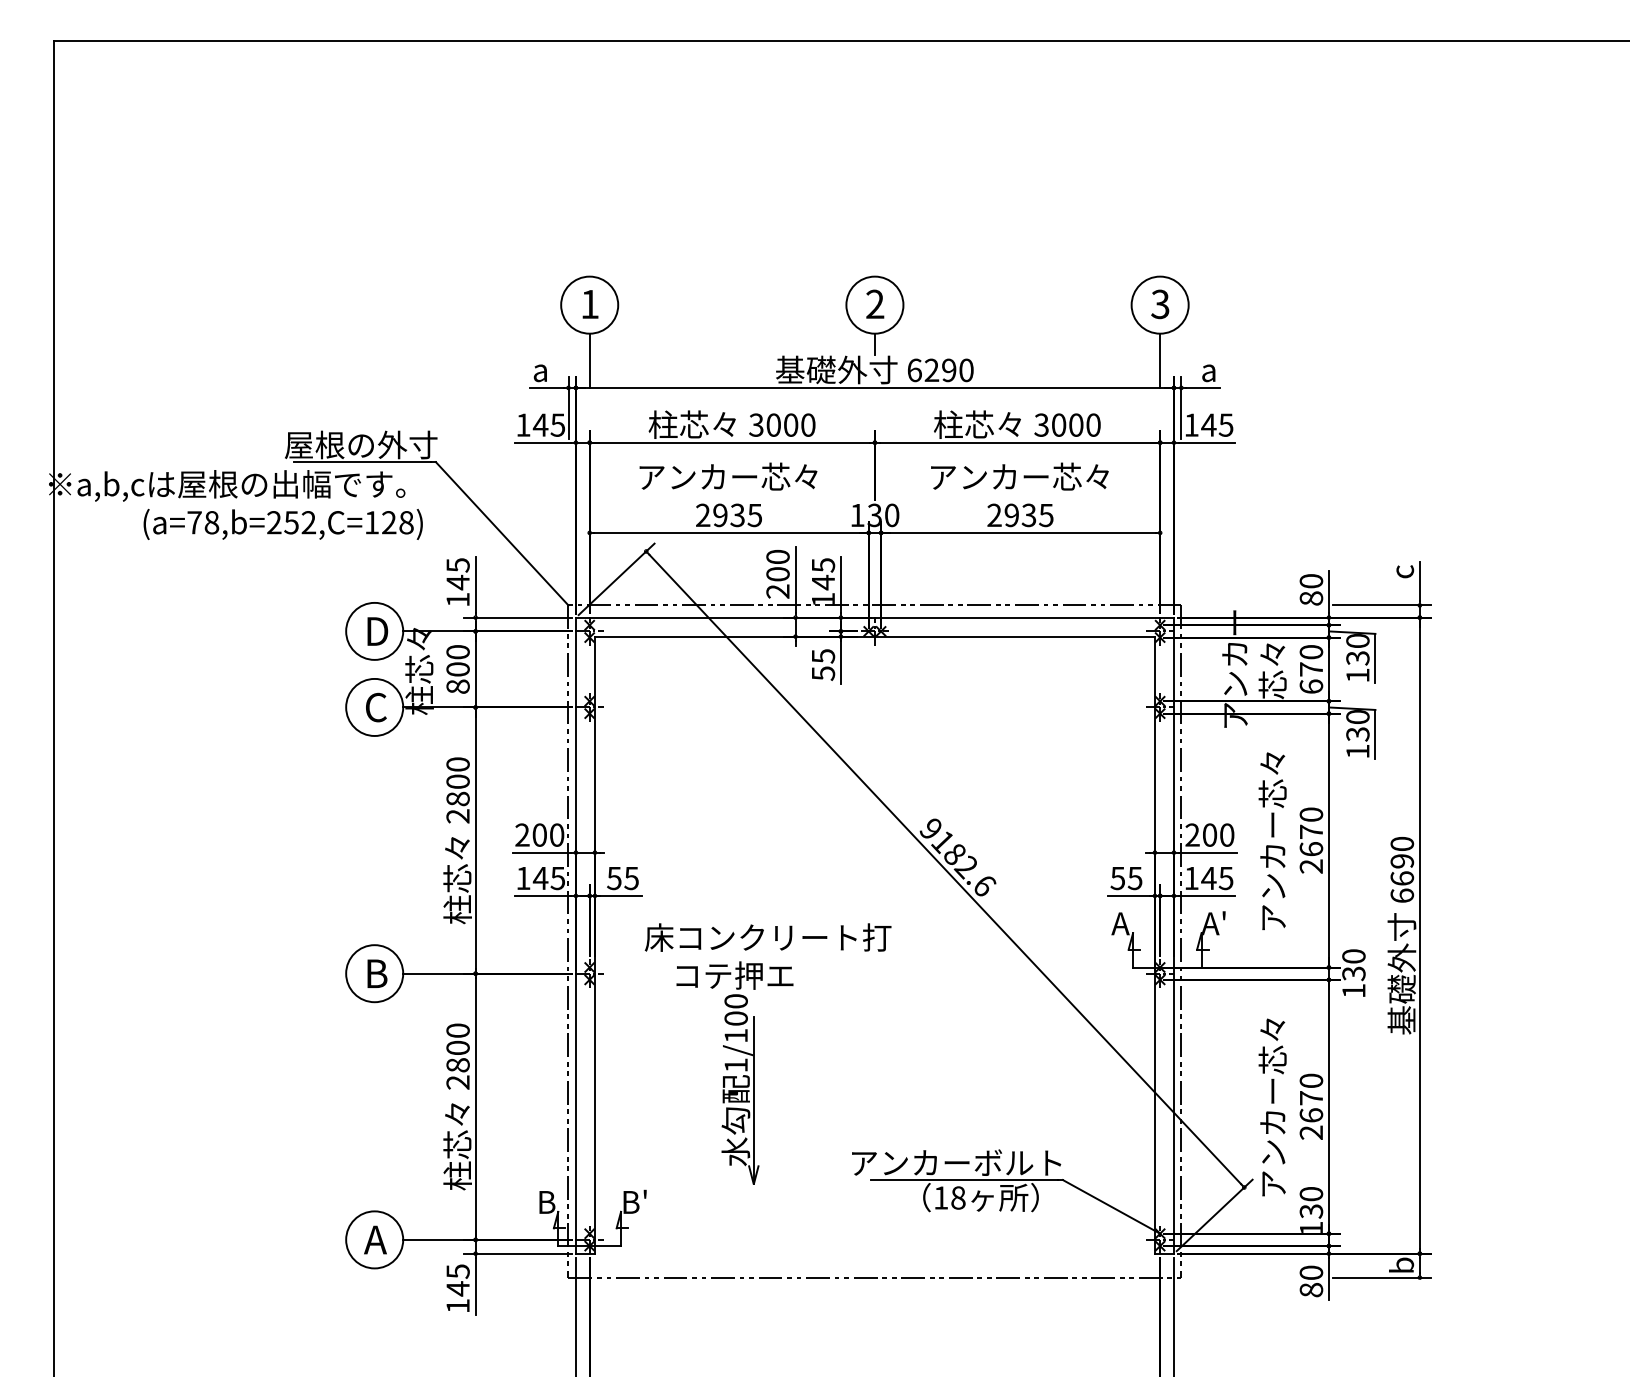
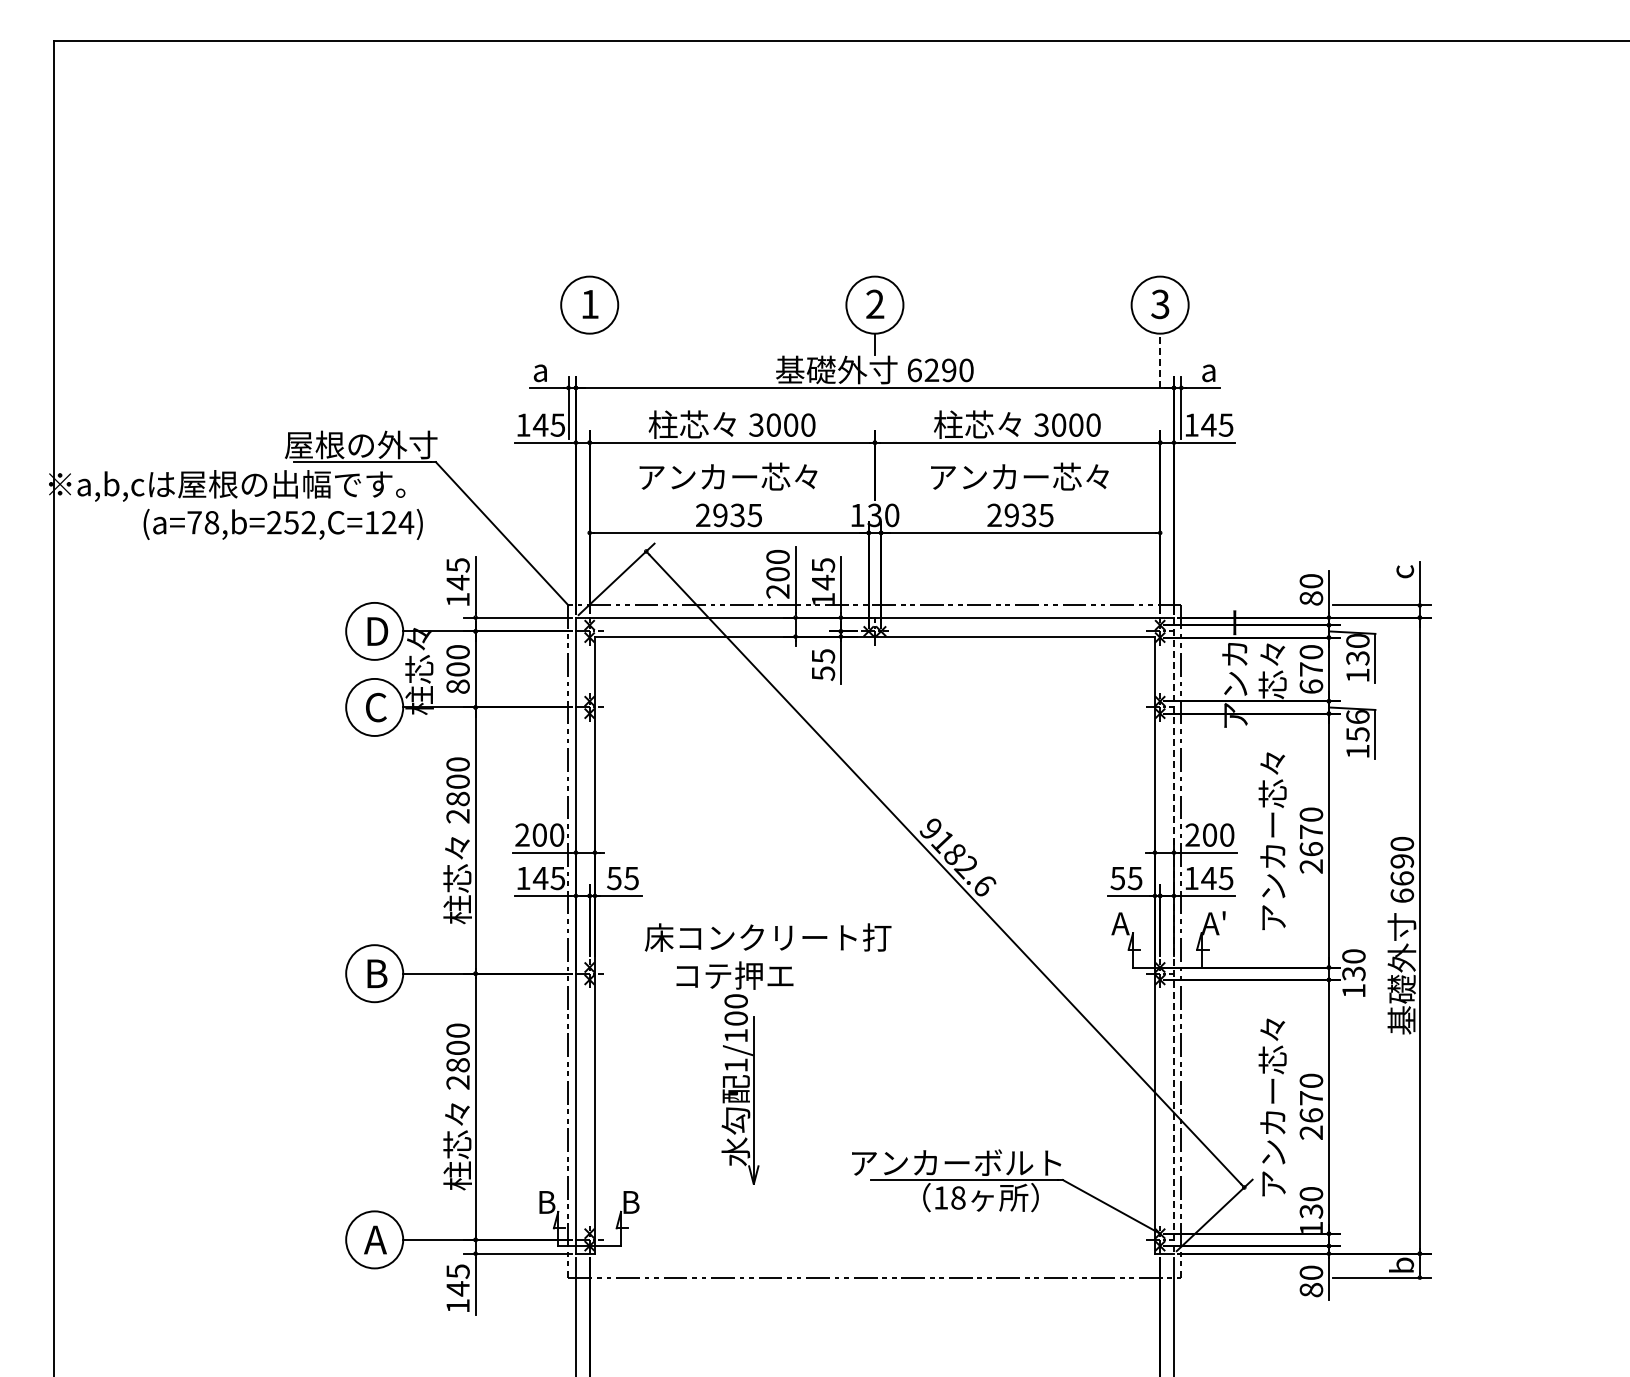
line: present -> none (589, 360)
line: solid -> dashed (1160, 360)
text: (a=78,b=252,C=128) -> (a=78,b=252,C=124) (406, 522)
text: 130 -> 156 (1357, 725)
line: solid -> dashed (1173, 936)
text: B' -> B (644, 1193)
